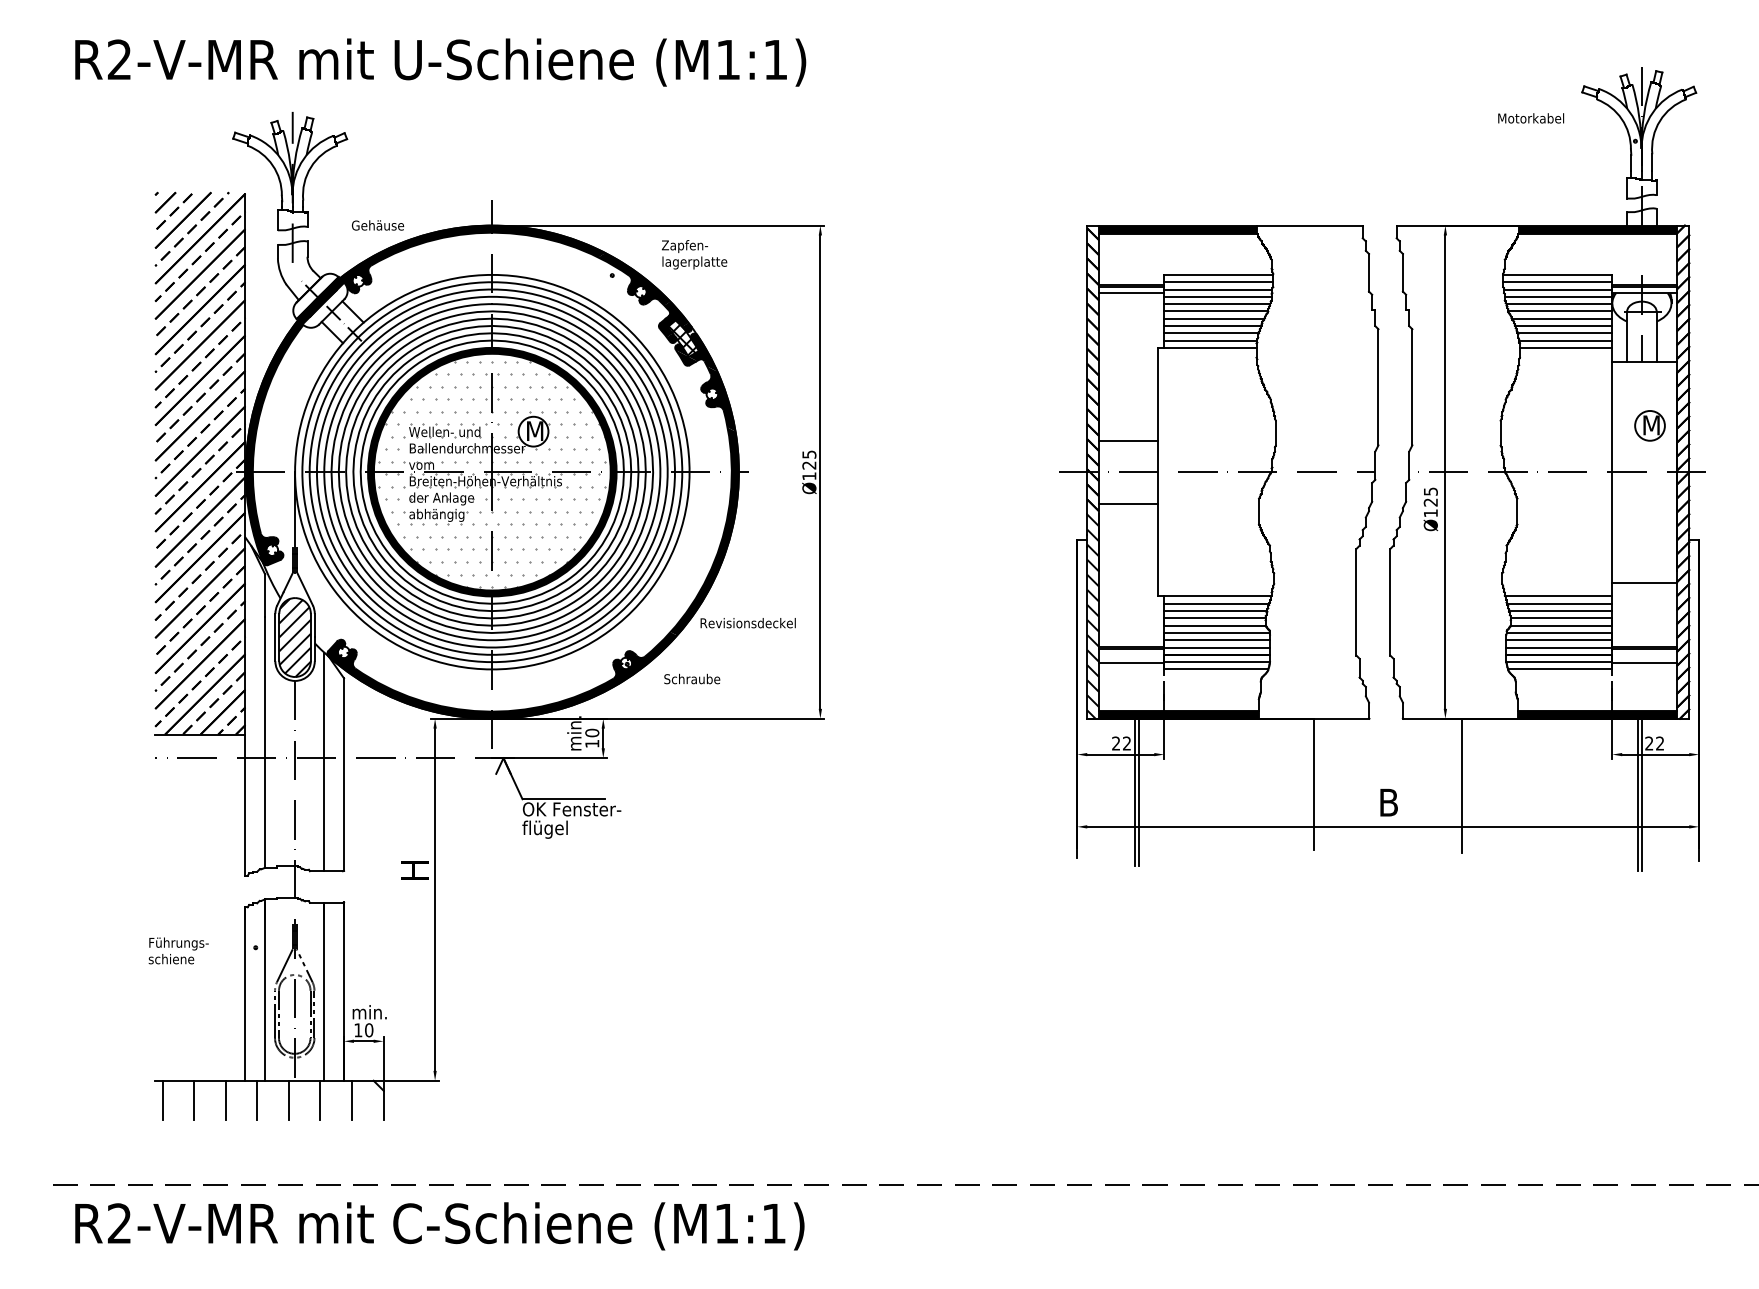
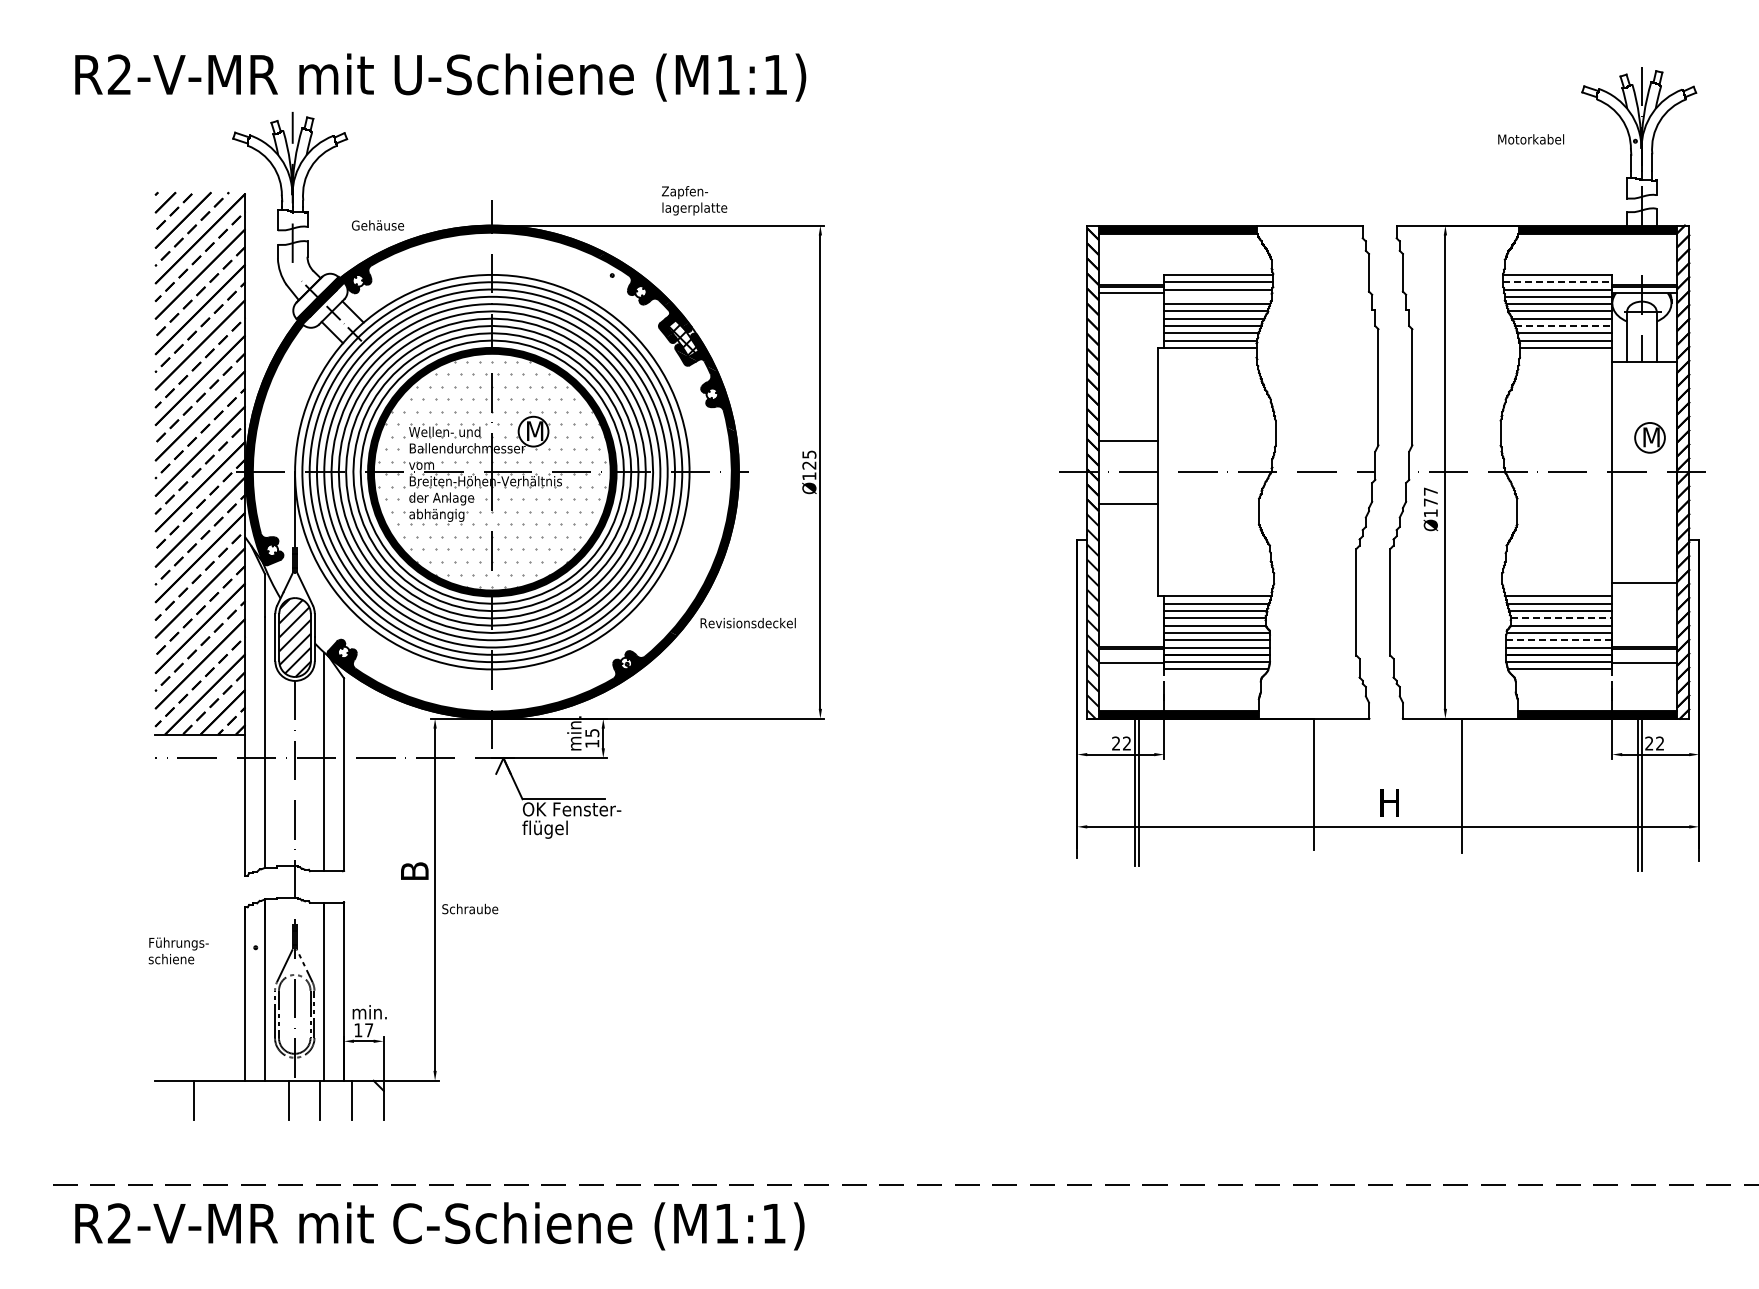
text position: (440, 62) -> (440, 77) (440, 77)
text position: (1531, 118) -> (1531, 139) (1531, 139)
text position: (694, 254) -> (694, 200) (694, 200)
line: solid -> dashed (1557, 282)
line: present -> none (1217, 296)
line: solid -> dashed (1563, 326)
part position: (1649, 425) -> (1649, 437) (1649, 437)
text: Ø125 -> Ø177 (1430, 496)
line: solid -> dashed (1561, 618)
line: solid -> dashed (1559, 640)
text position: (692, 678) -> (470, 908) (470, 908)
text: 10 -> 15 (592, 732)
text: B -> H (1389, 802)
text: H -> B (414, 870)
text: 10 -> 17 (369, 1030)
line: present -> none (162, 1100)
line: present -> none (225, 1100)
line: present -> none (257, 1100)
